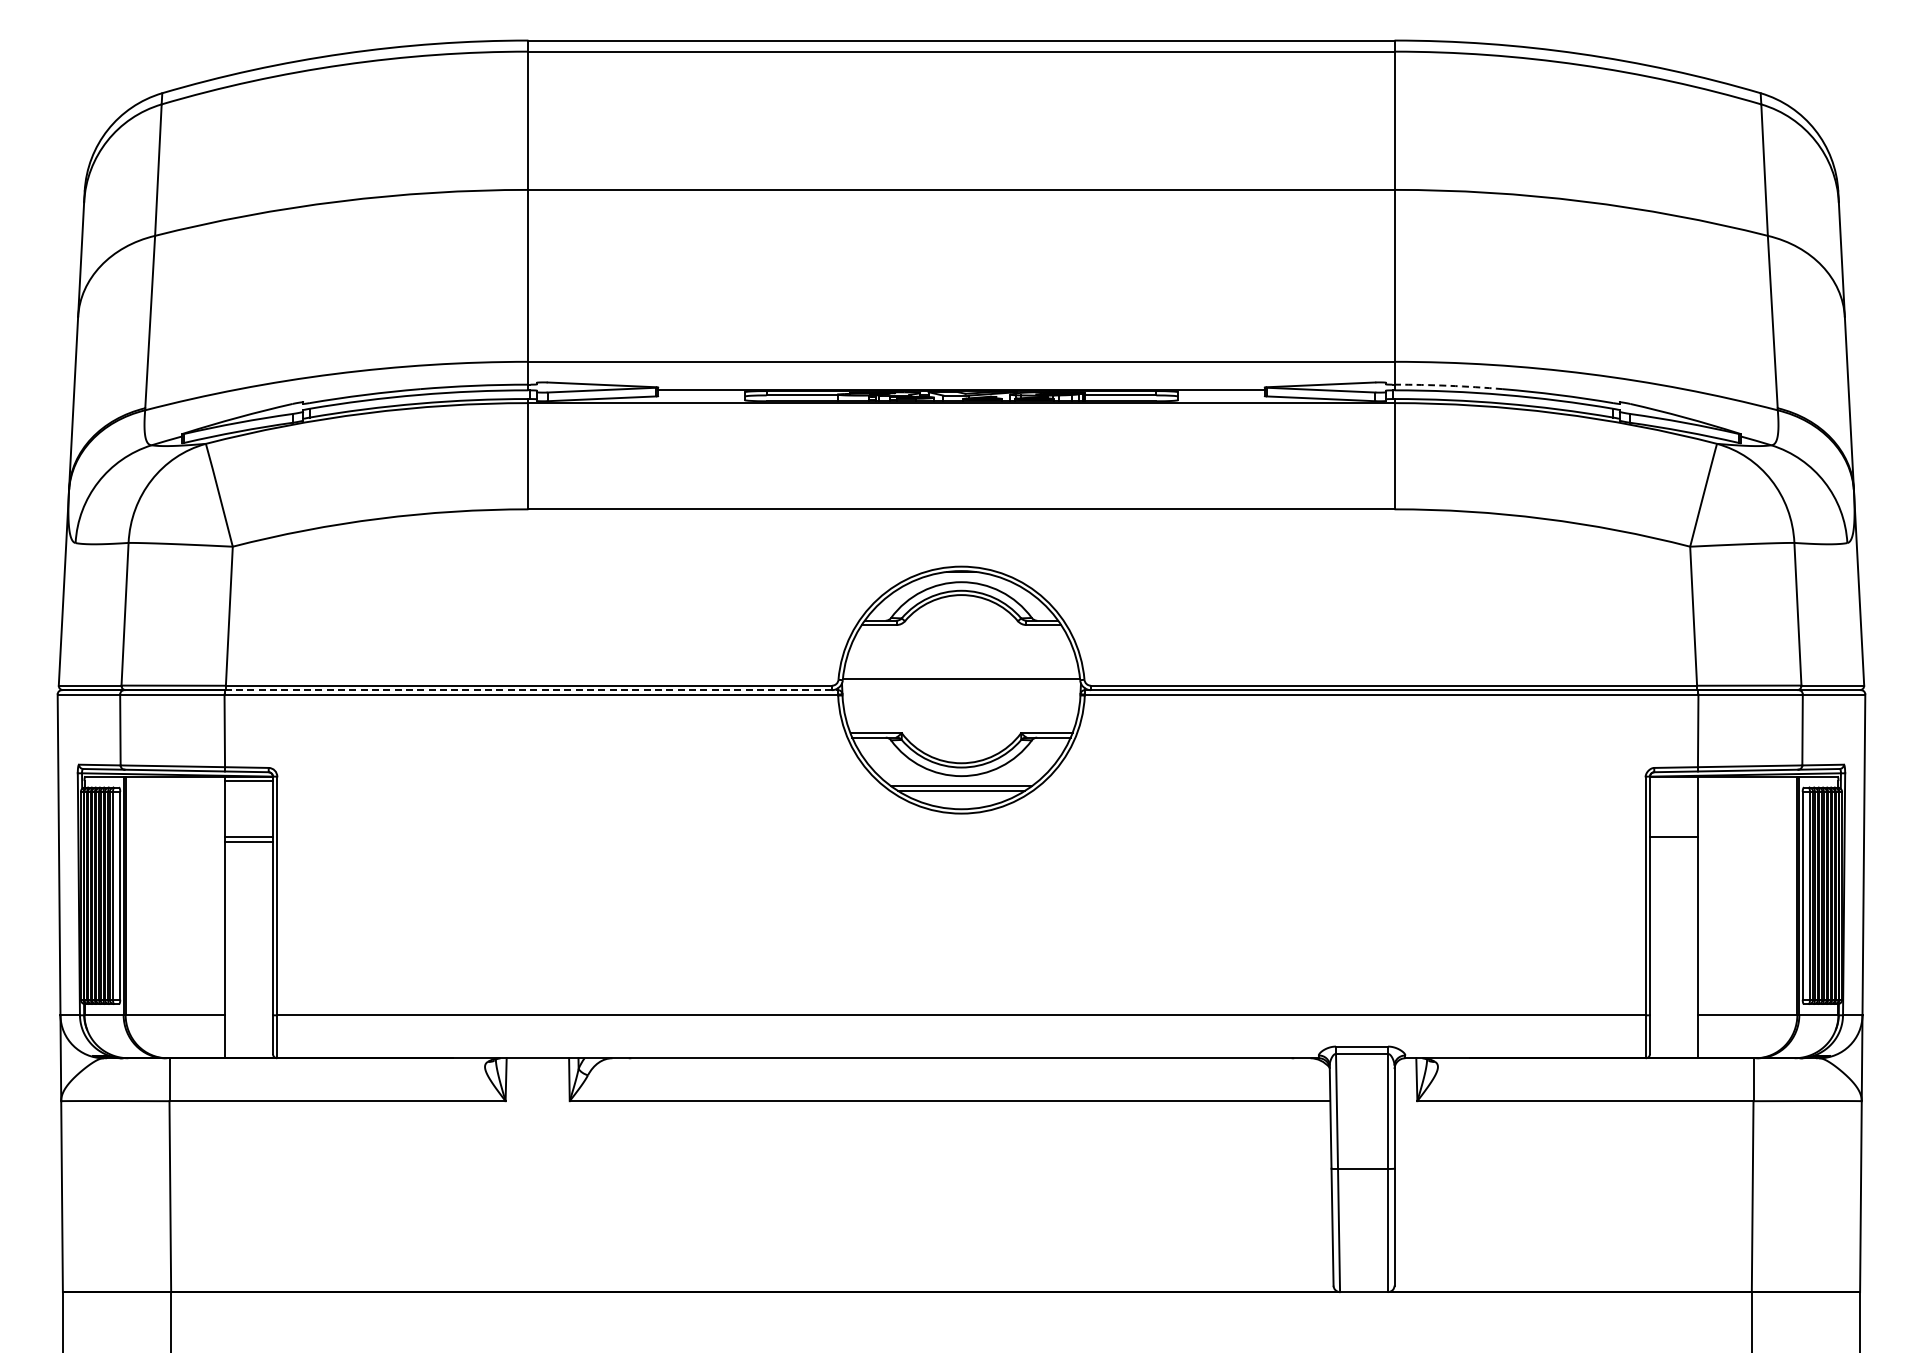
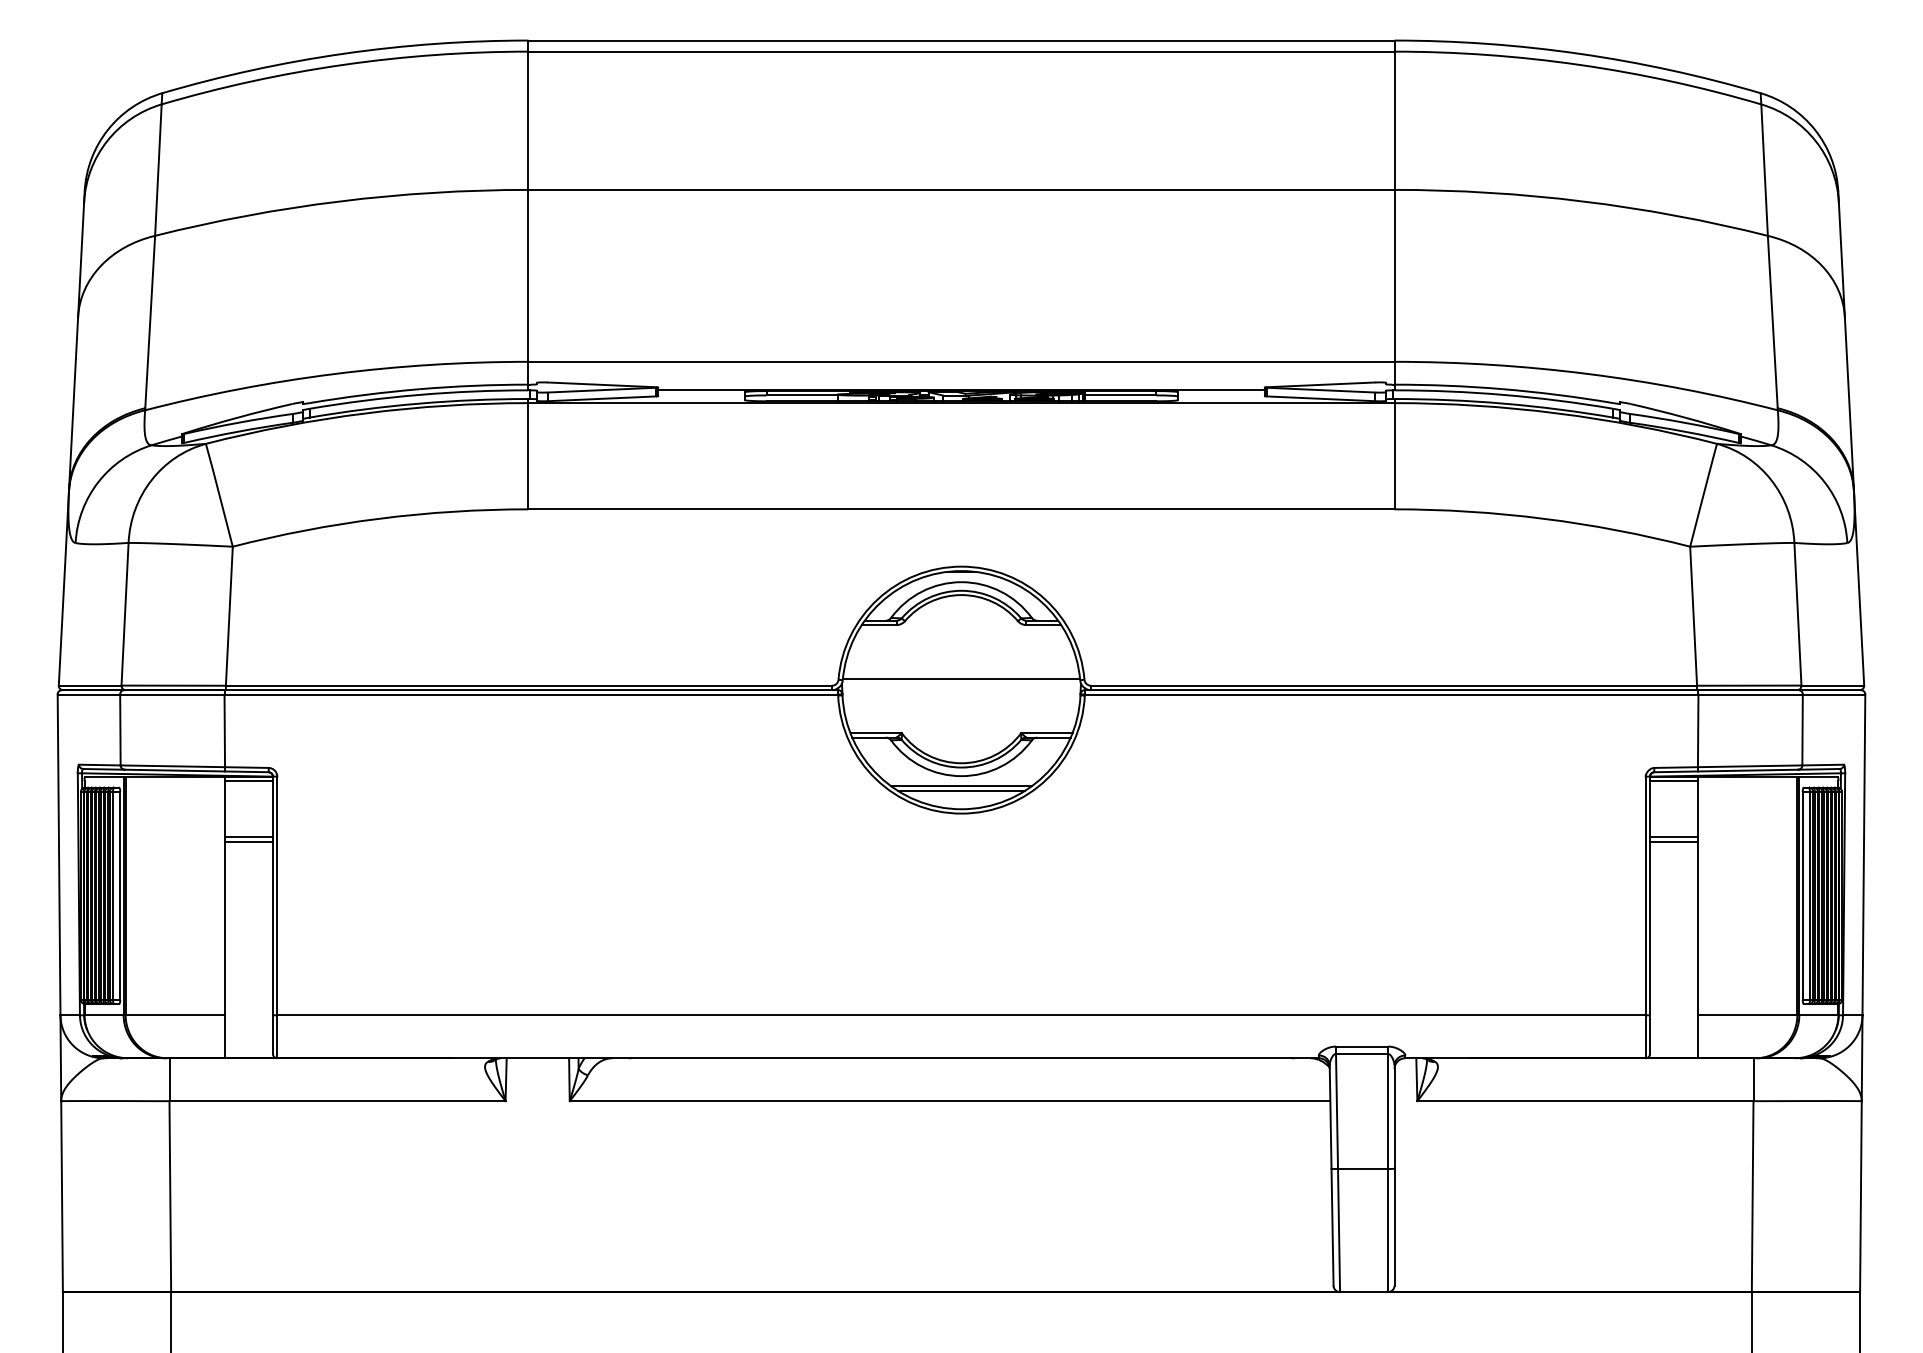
arc: dashed -> solid (1448, 385)
line: dashed -> solid (531, 690)
line: none -> present (1673, 781)
line: none -> present (1673, 841)
